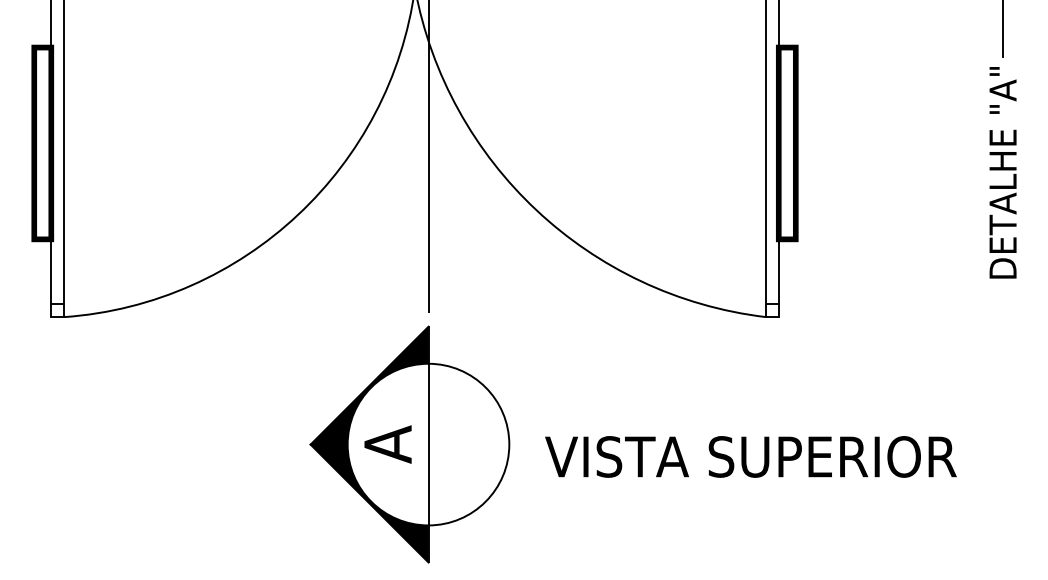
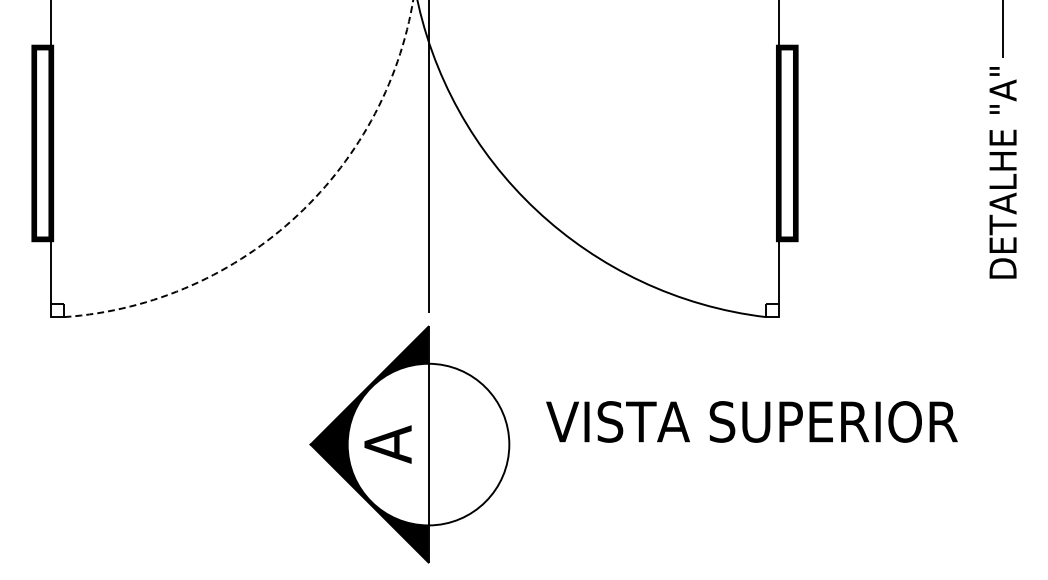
line: present -> none (64, 152)
line: present -> none (765, 152)
arc: solid -> dashed (294, 218)
text position: (750, 456) -> (751, 421) (751, 421)
